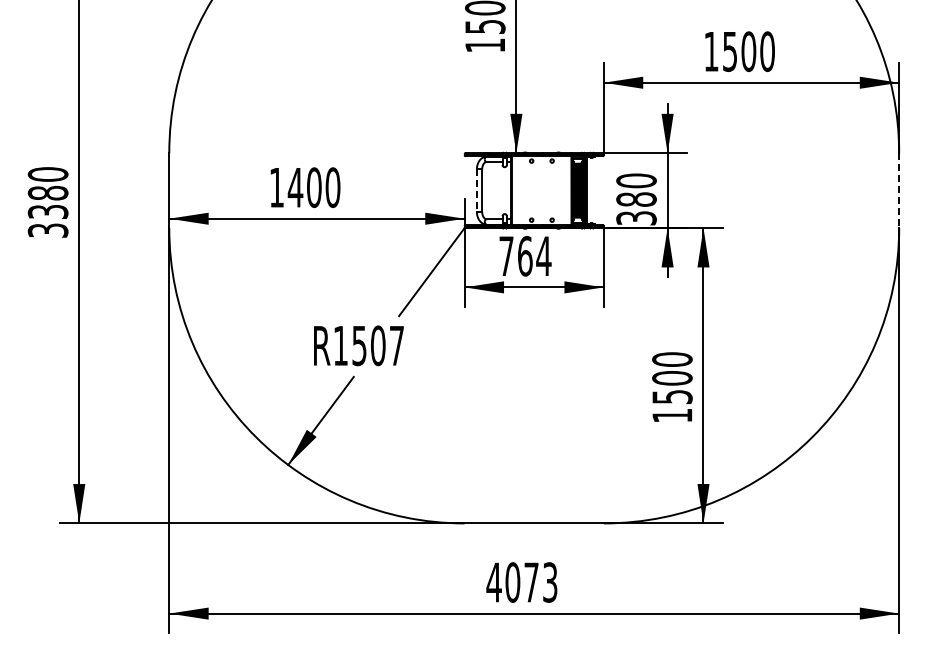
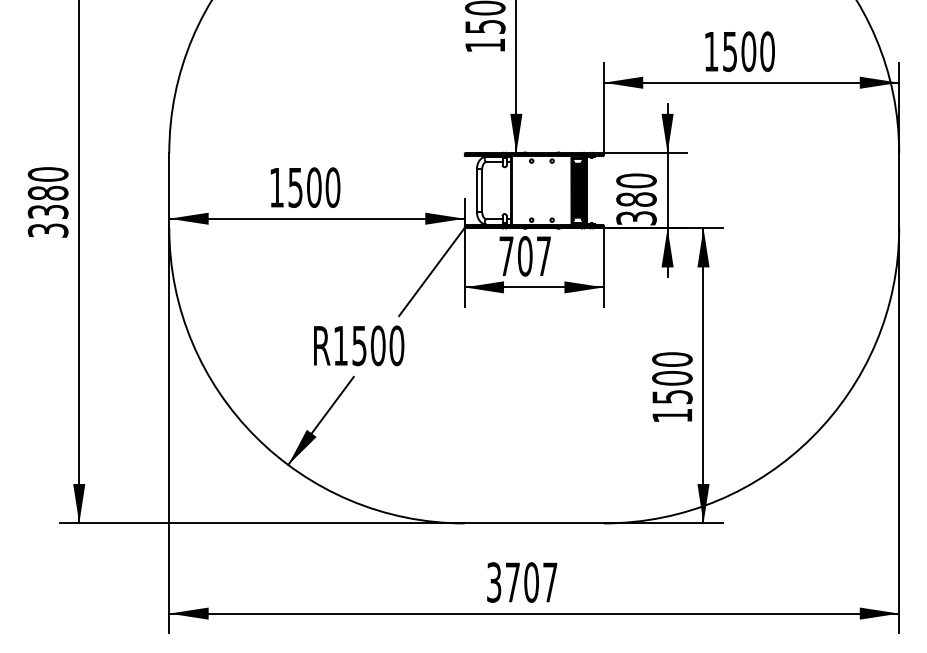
text: 1400 -> 1500 (295, 187)
line: dashed -> solid (476, 191)
line: dashed -> solid (899, 191)
text: 764 -> 707 (534, 256)
text: R1507 -> R1500 (396, 345)
text: 4073 -> 3707 (521, 582)
